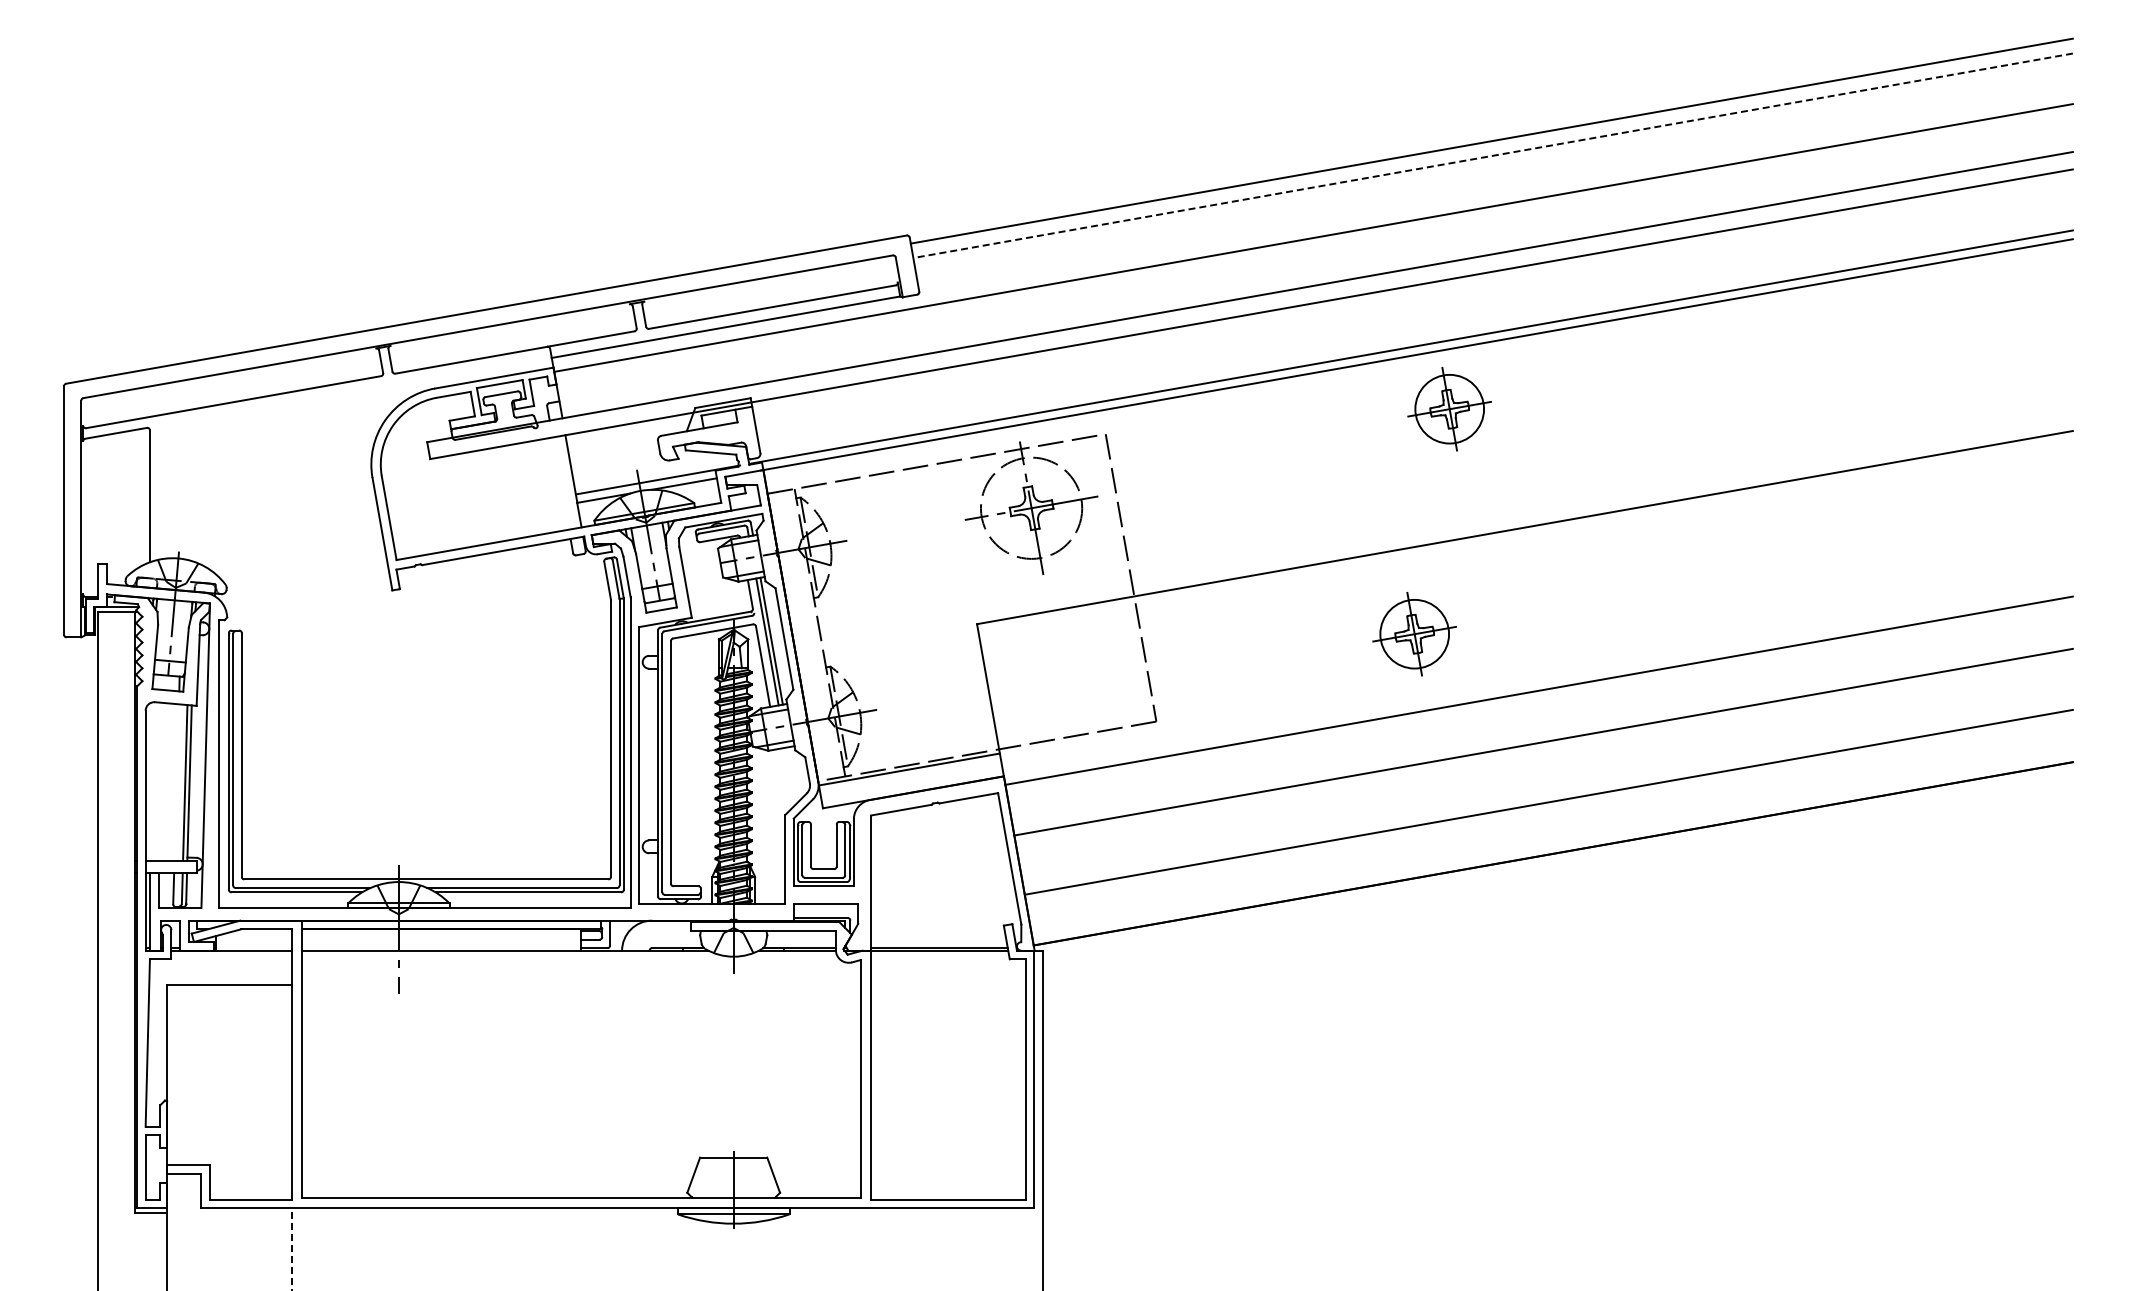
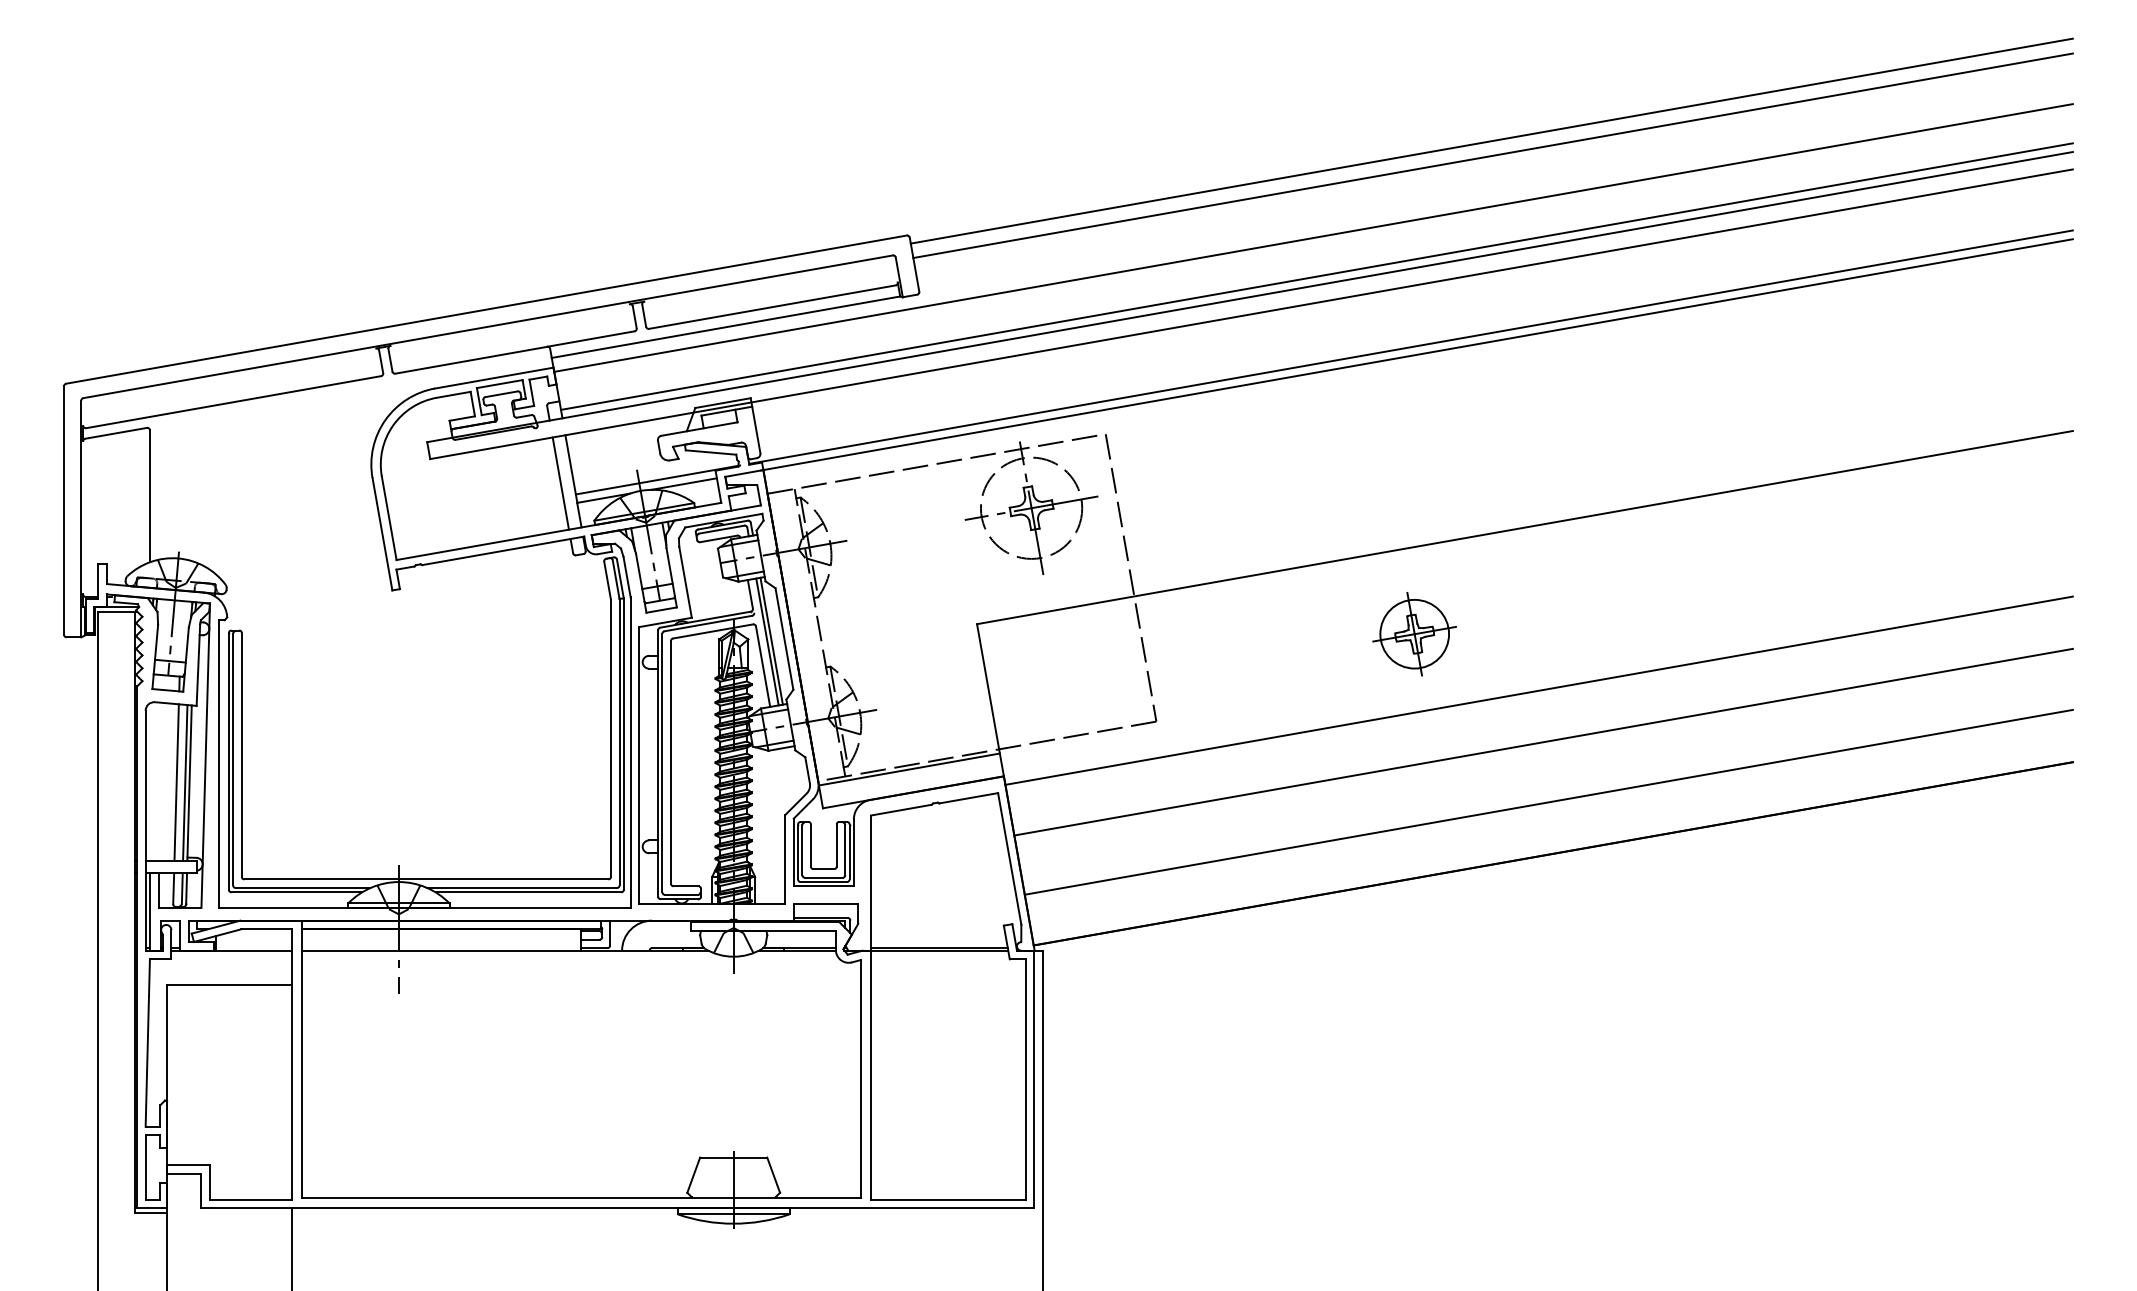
line: dashed -> solid (1493, 155)
line: none -> present (1316, 276)
part: present -> none (1449, 409)
line: none -> present (560, 483)
line: none -> present (176, 782)
line: dashed -> solid (291, 1249)
